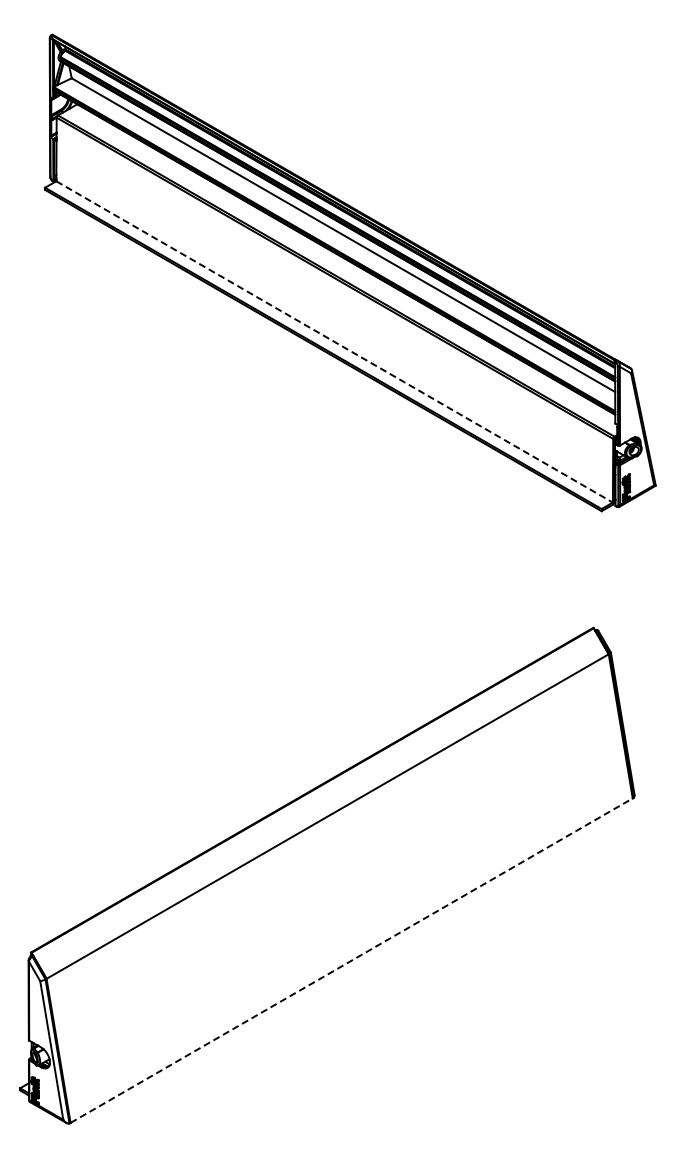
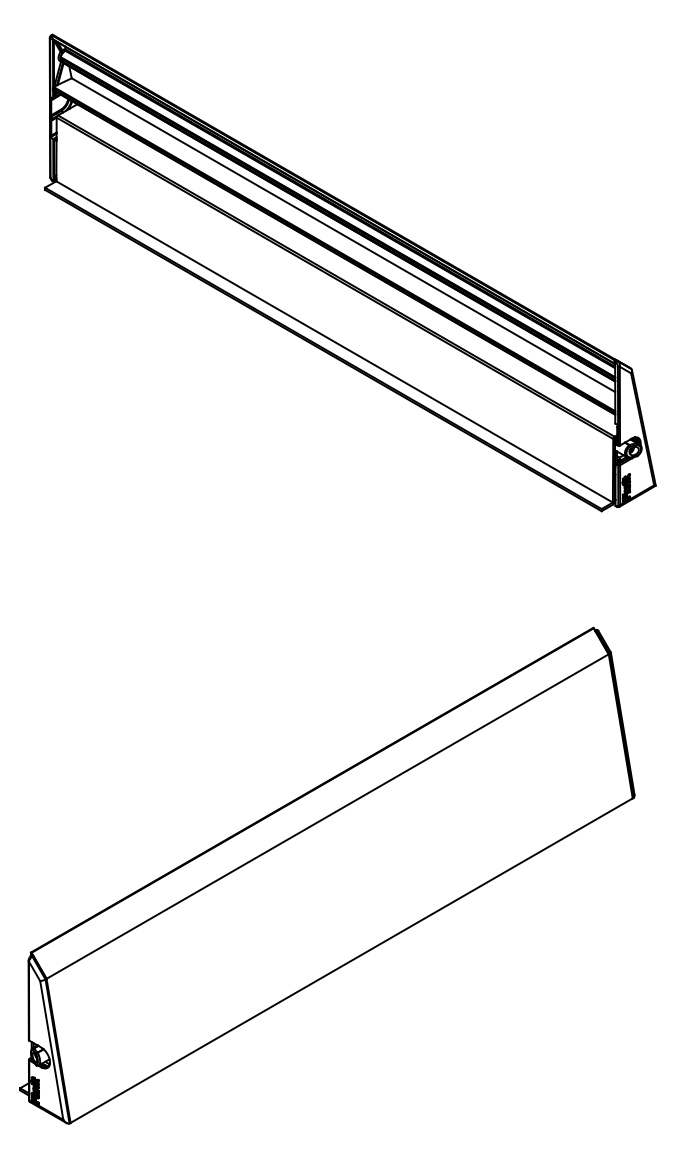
line: dashed -> solid (335, 342)
line: dashed -> solid (351, 960)
